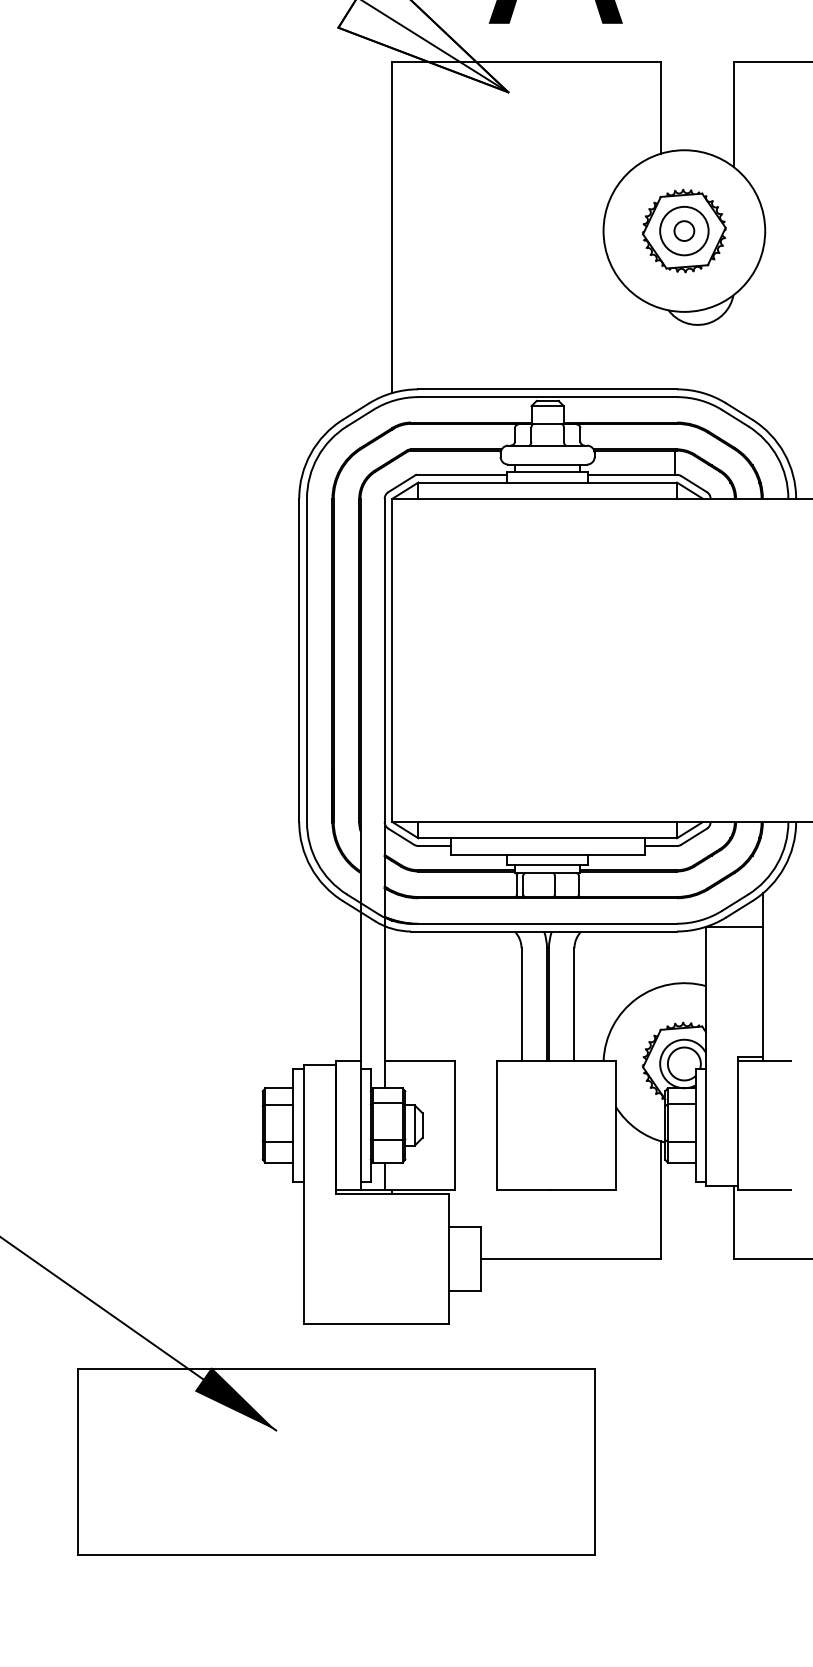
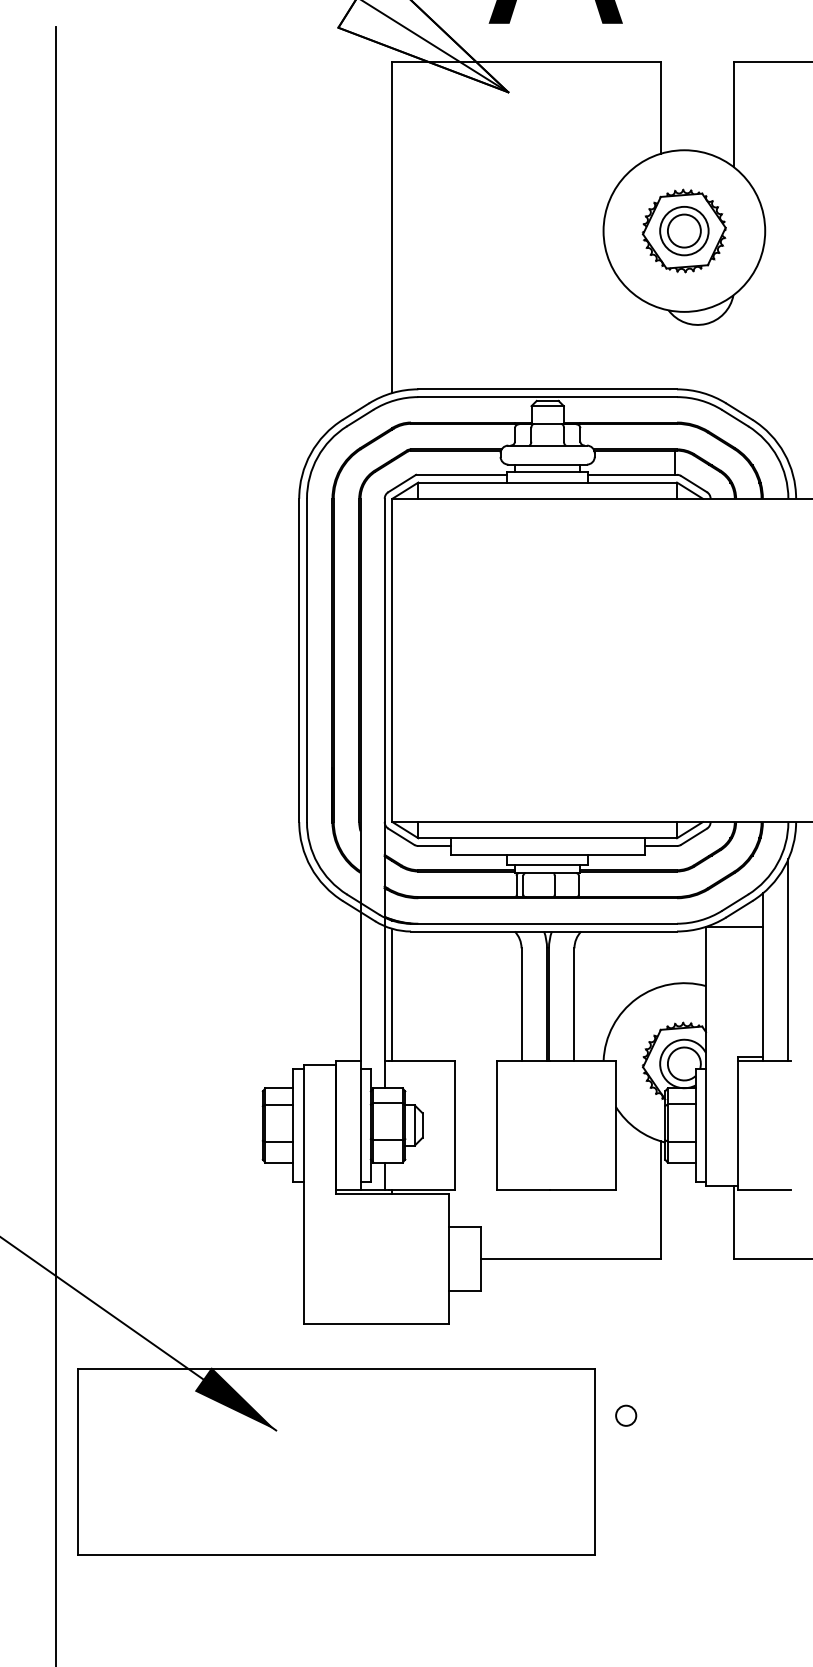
circle diameter: 20 px -> 33 px (683, 230)
line: none -> present (55, 844)
line: none -> present (788, 959)
line: none -> present (392, 994)
circle: none -> present (626, 1415)
